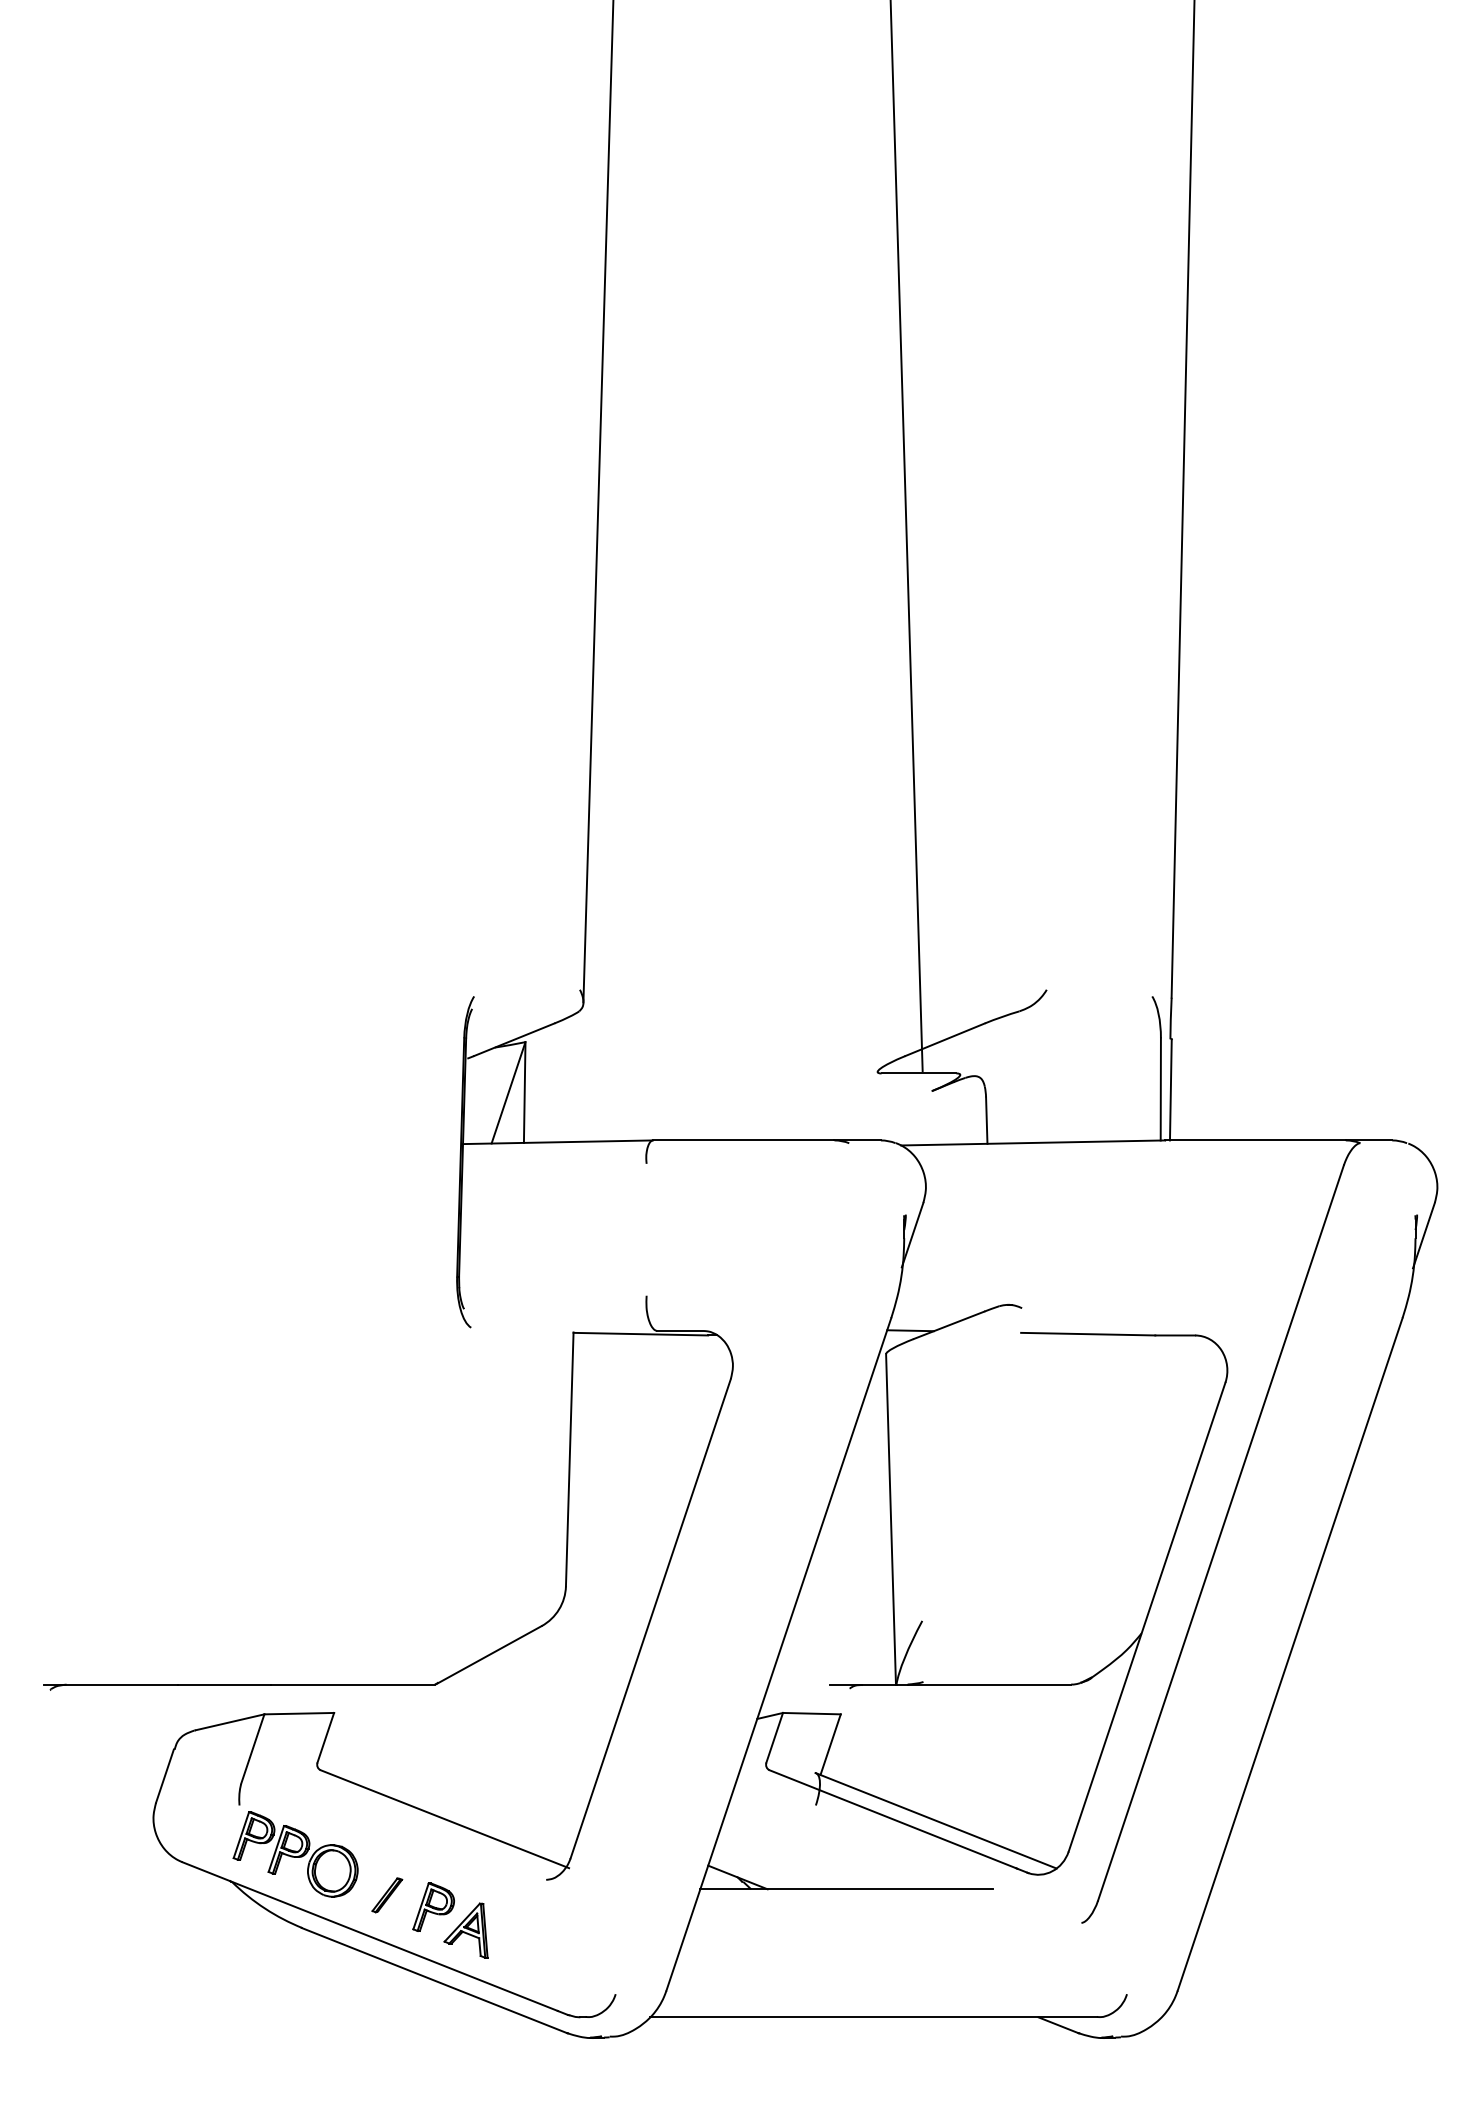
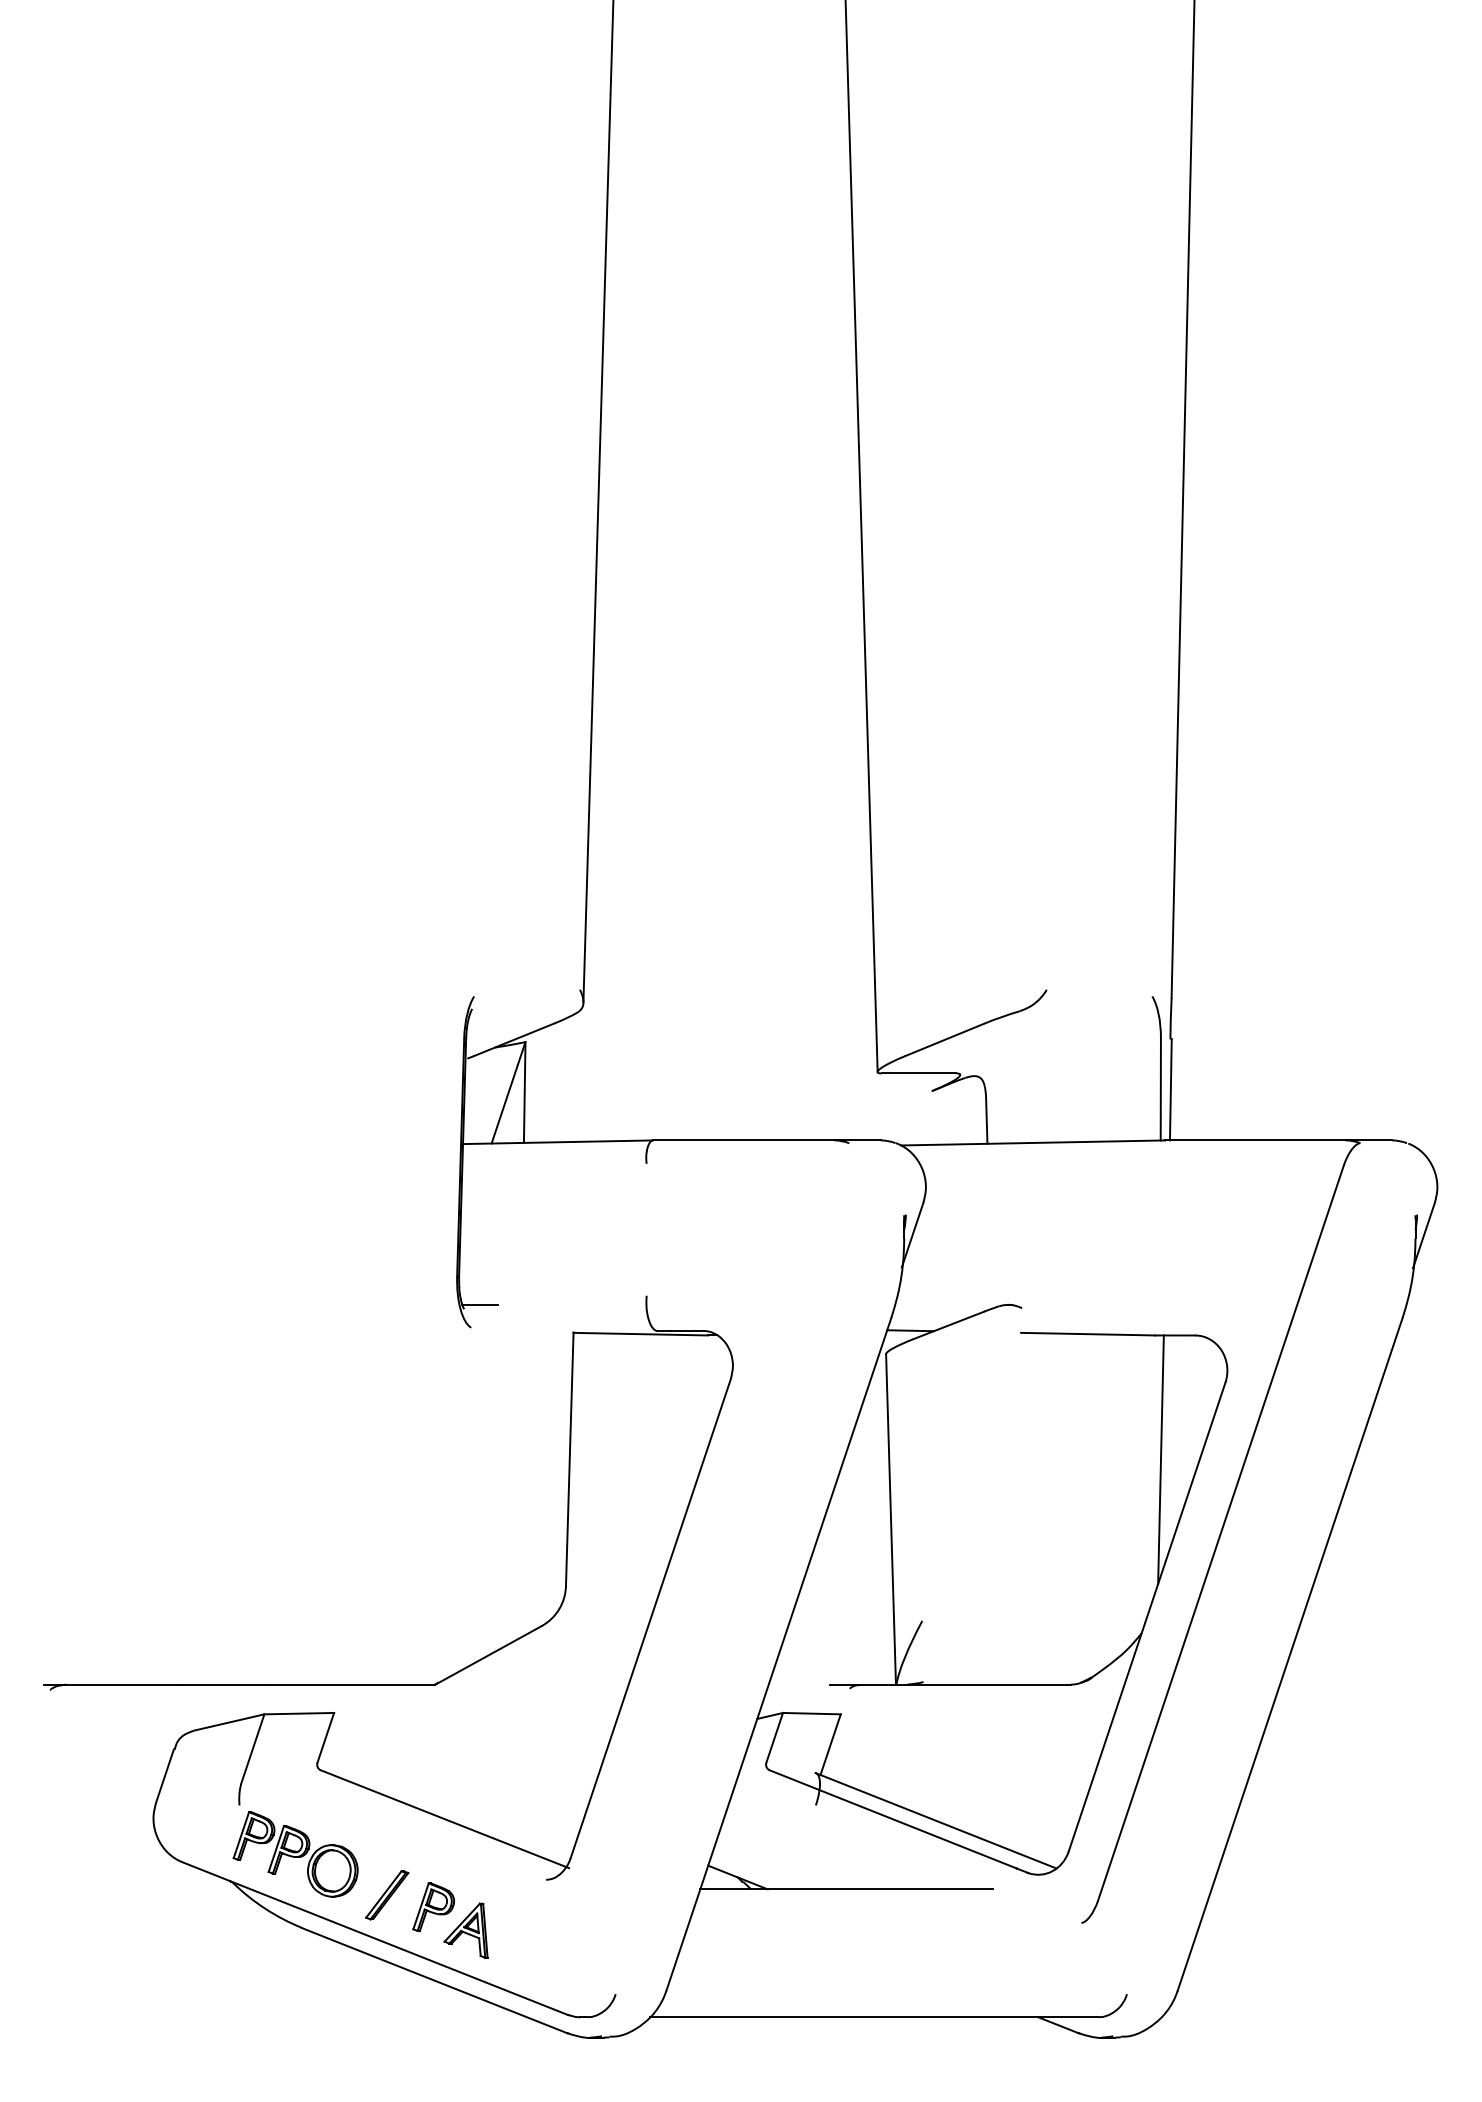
line position: (906, 536) -> (861, 537) (861, 537)
line: none -> present (480, 1304)
line: none -> present (1160, 1459)
part size: 33x37 px -> 45x51 px (387, 1895)
